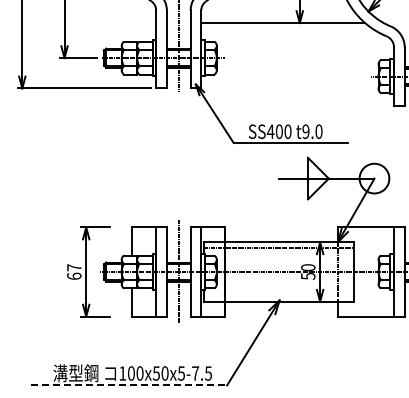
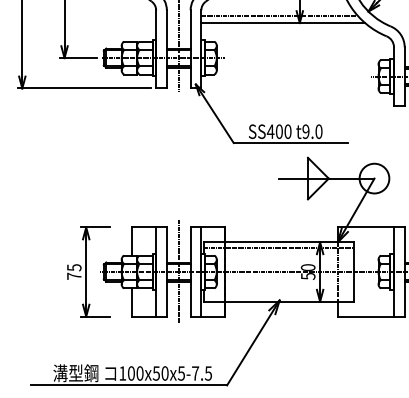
line: none -> present (279, 15)
text: 67 -> 75 (74, 271)
line: dashed -> solid (129, 385)
